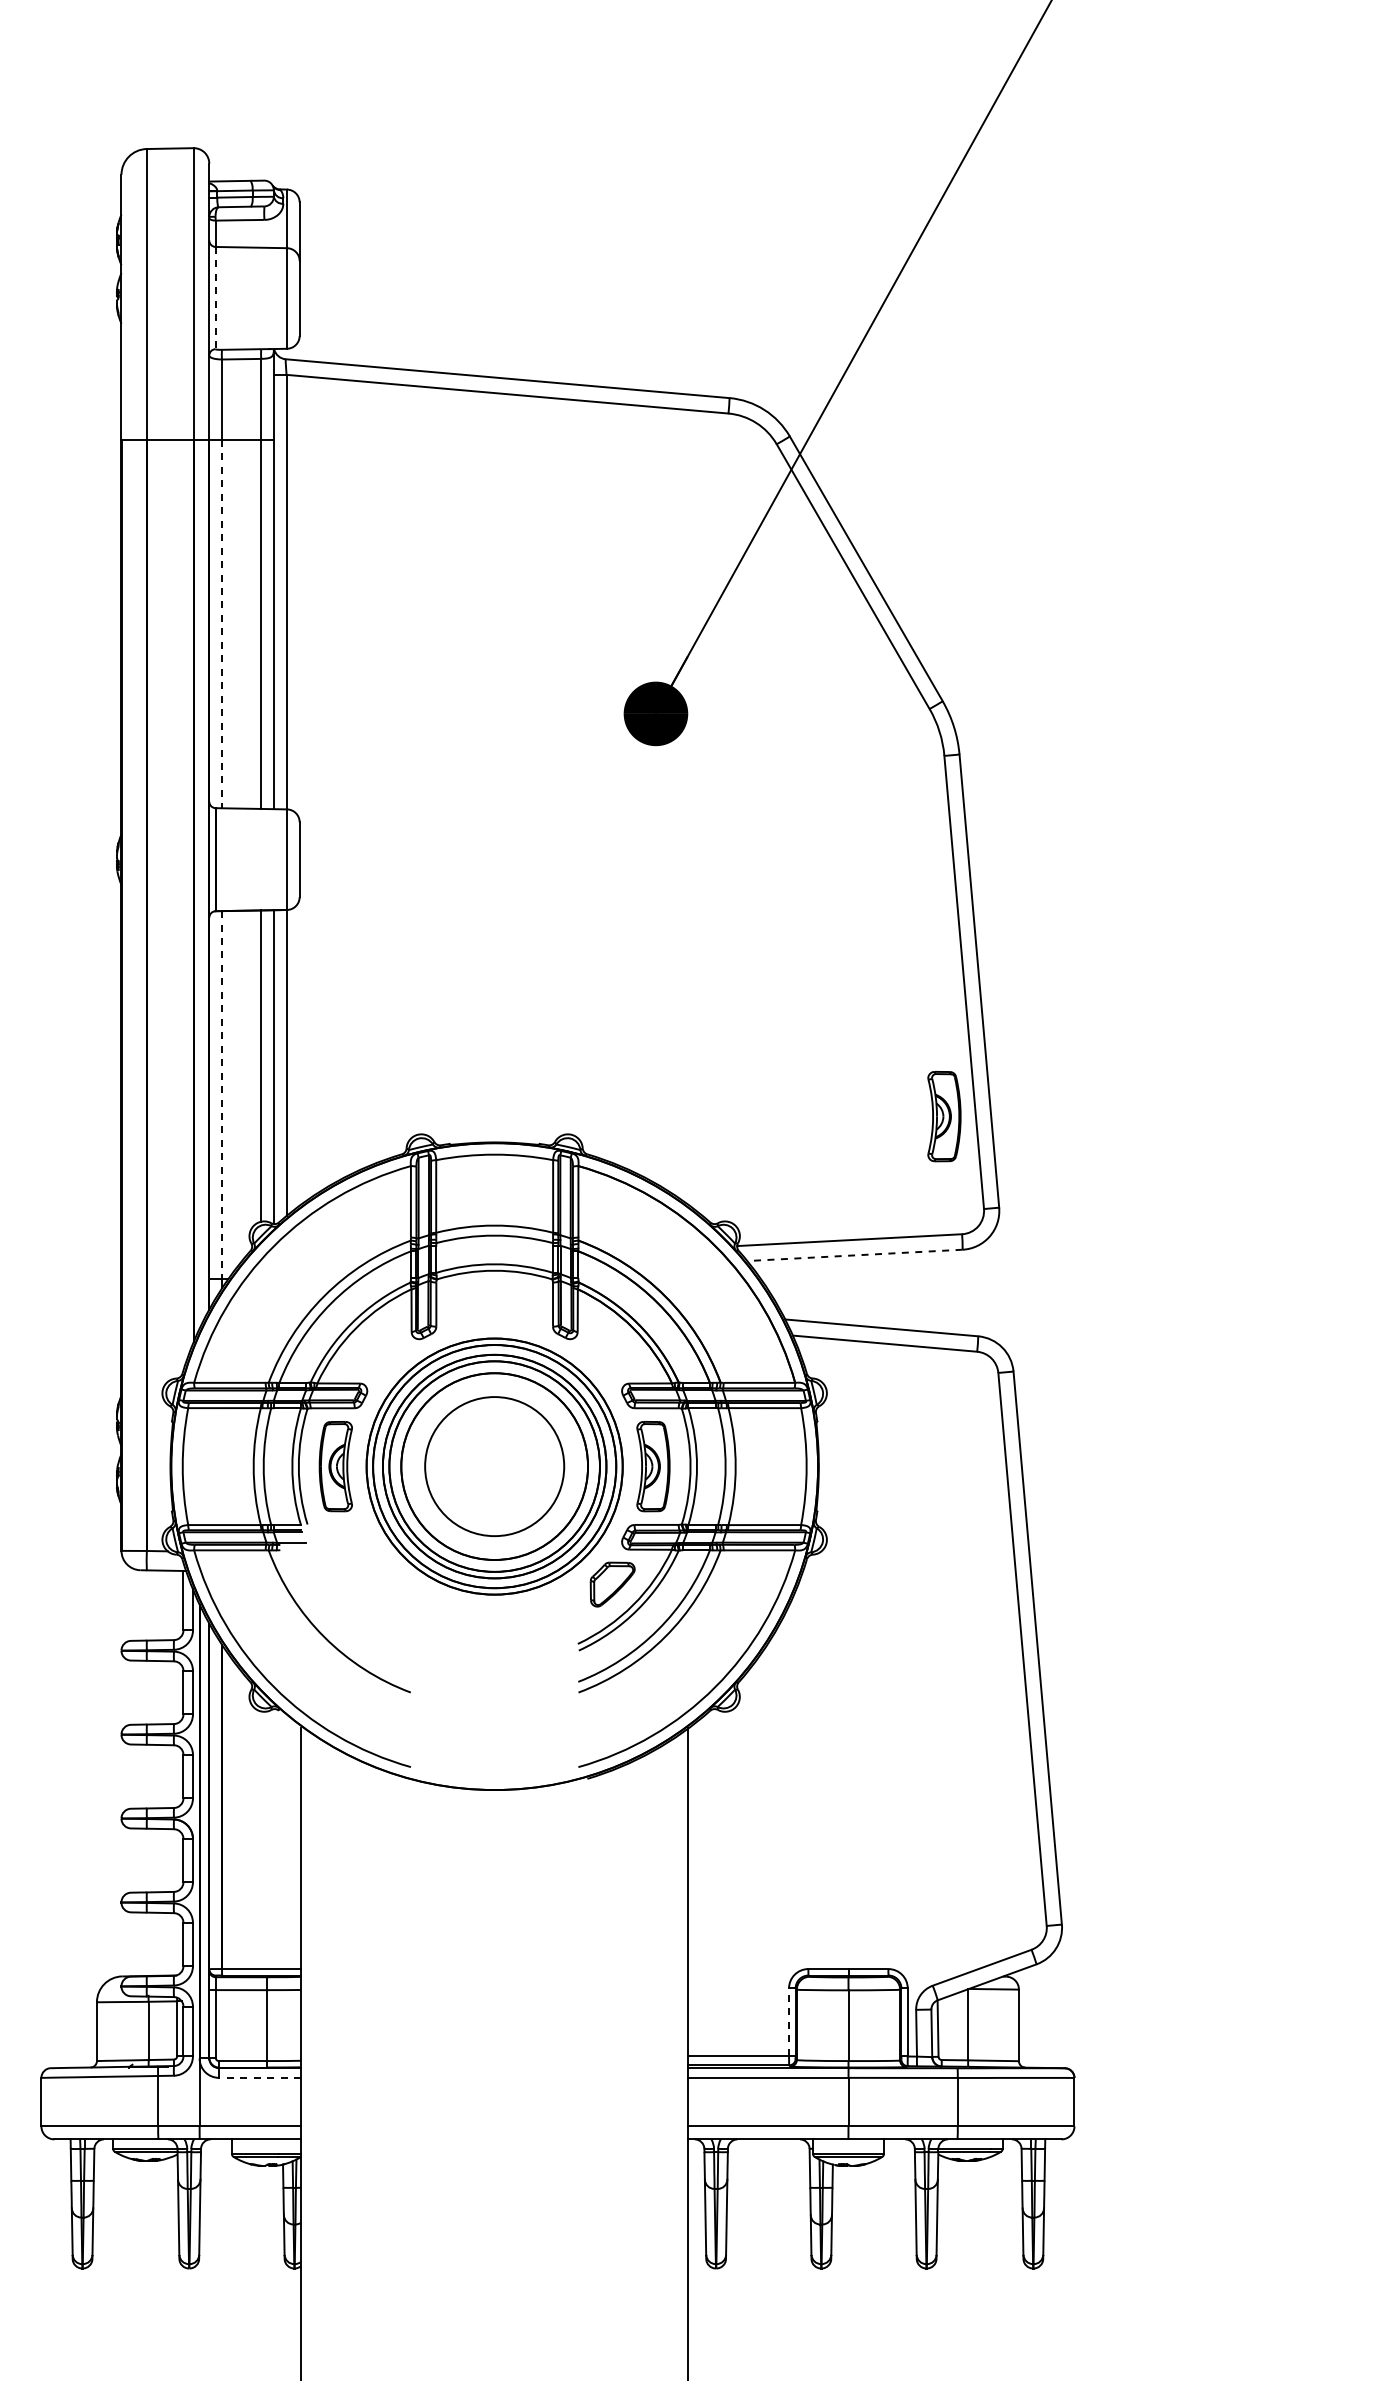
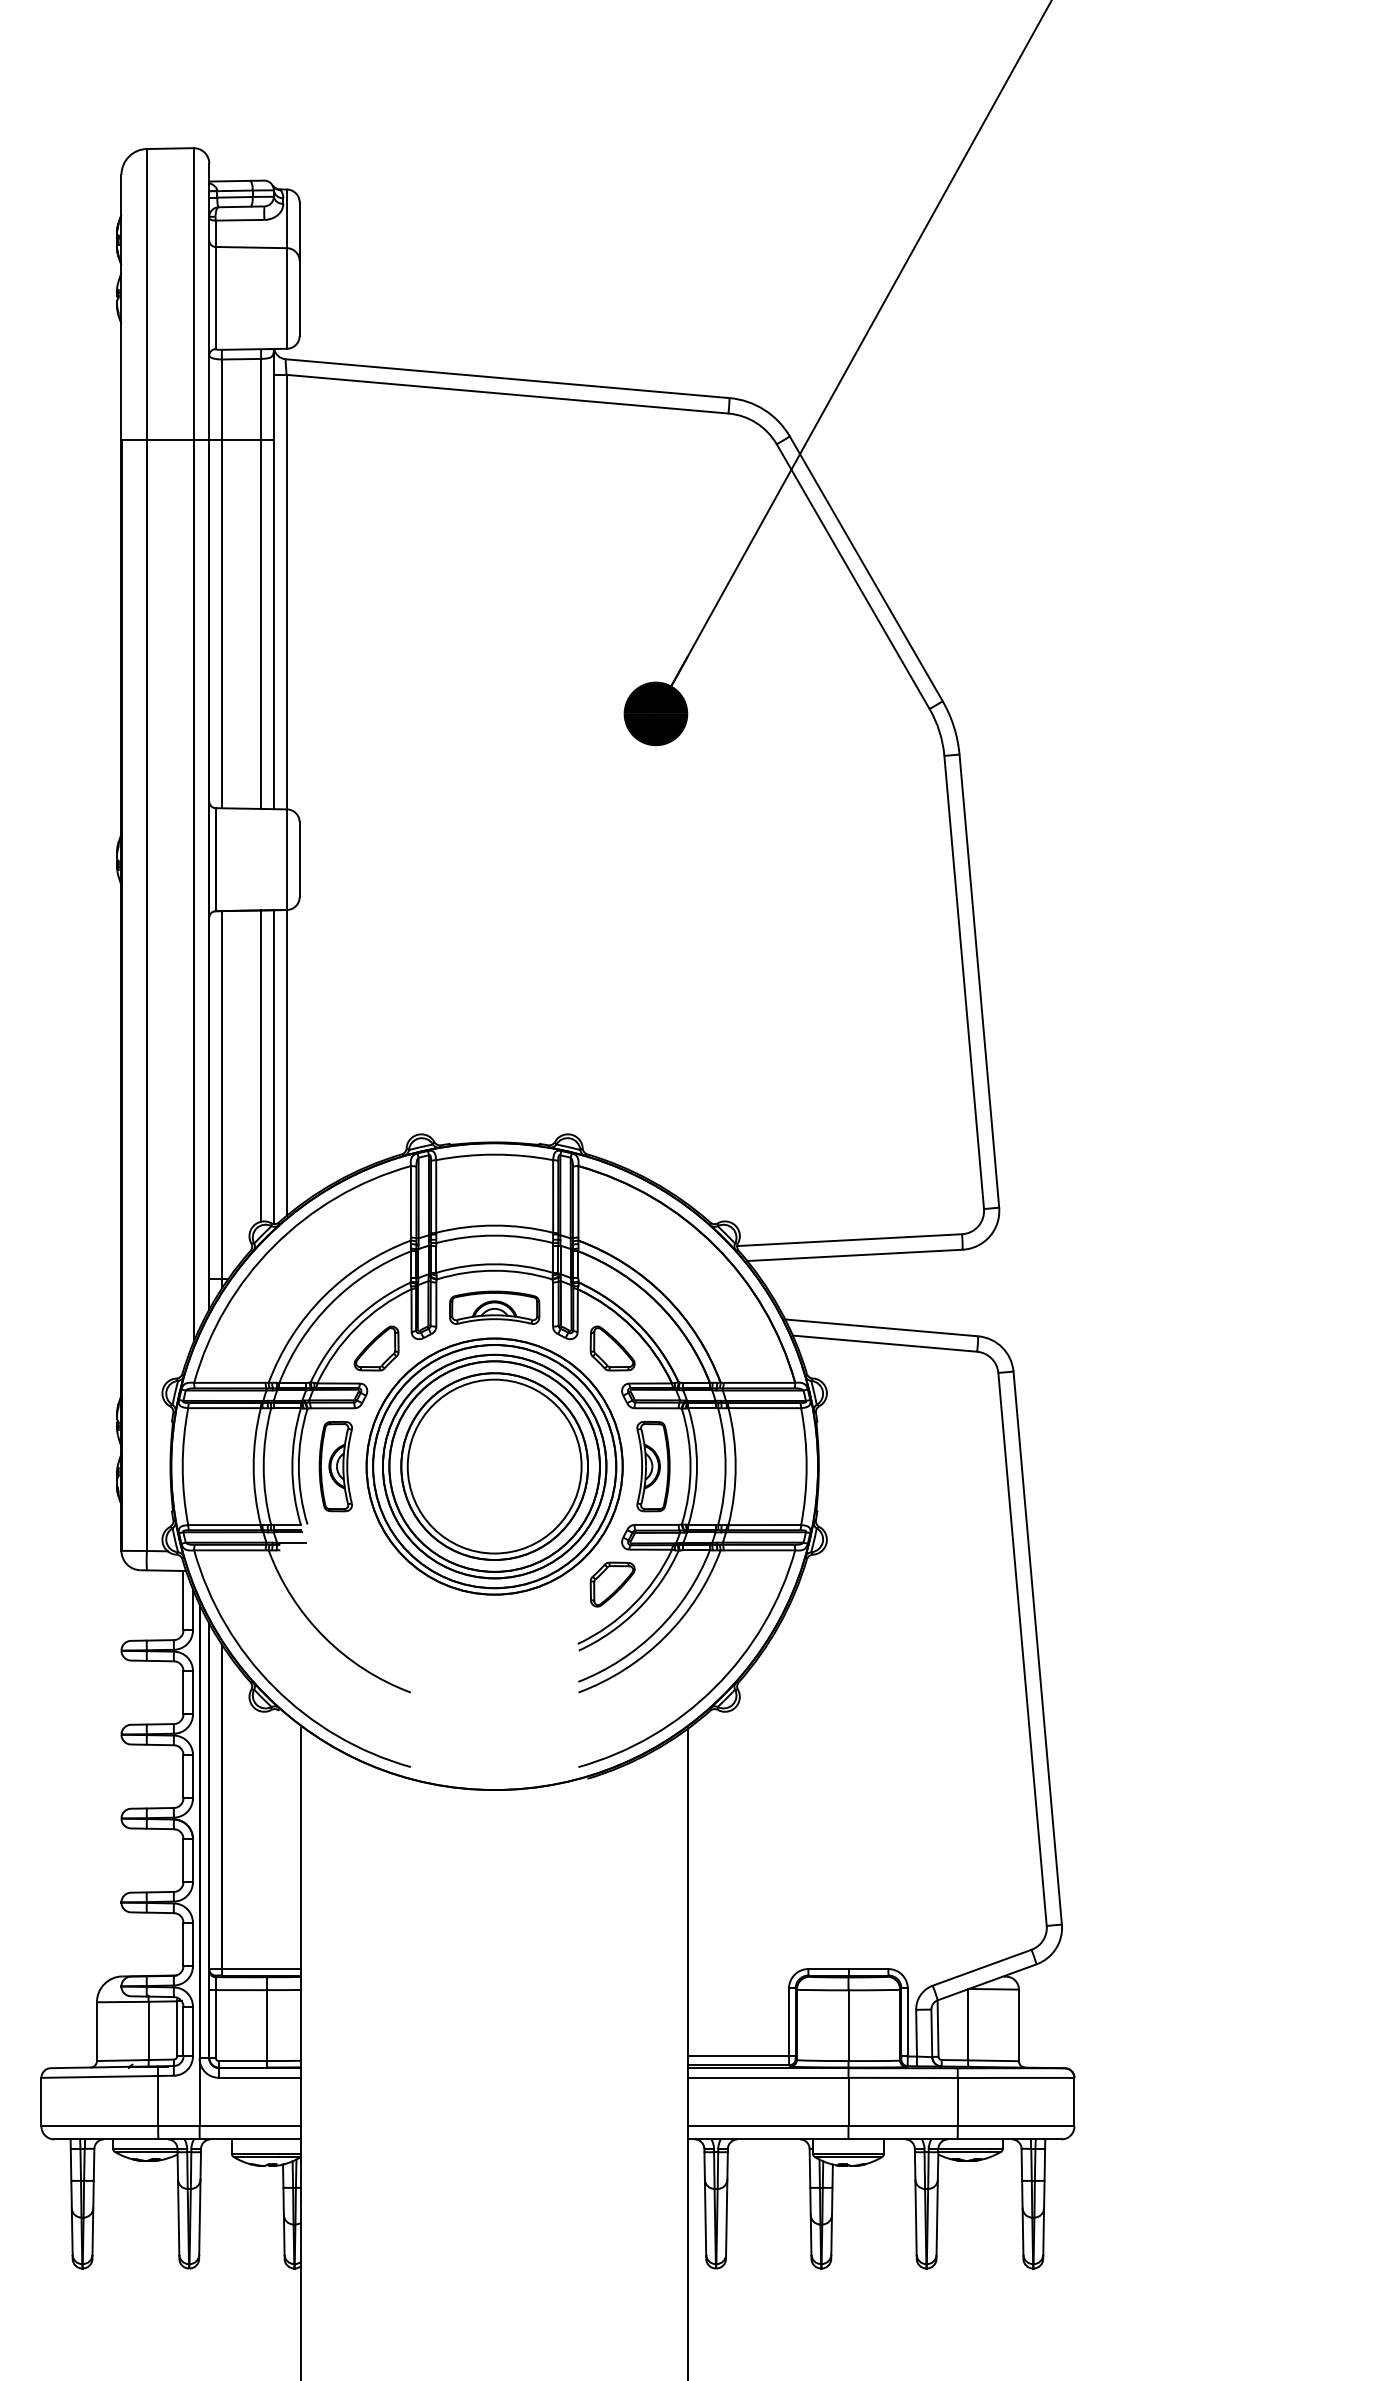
line: dashed -> solid (215, 298)
line: dashed -> solid (222, 624)
line: dashed -> solid (221, 1095)
part: present -> none (944, 1116)
line: dashed -> solid (854, 1255)
part: none -> present (494, 1307)
part: none -> present (376, 1348)
part: none -> present (612, 1348)
circle diameter: 139 px -> 174 px (494, 1466)
line: dashed -> solid (789, 2022)
line: dashed -> solid (259, 2077)
